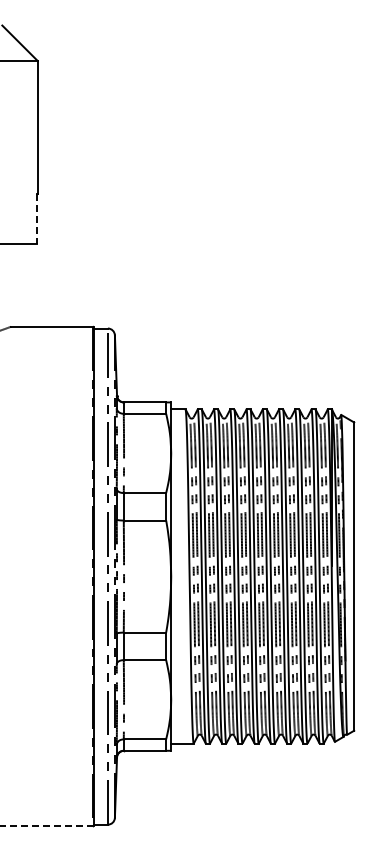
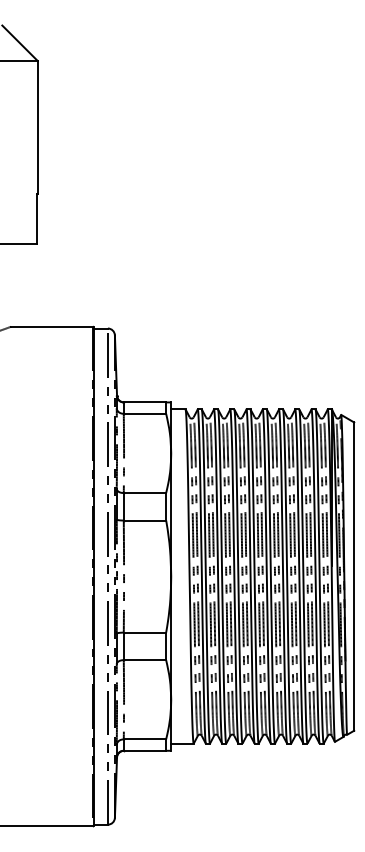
line: dashed -> solid (36, 219)
line: dashed -> solid (47, 826)
